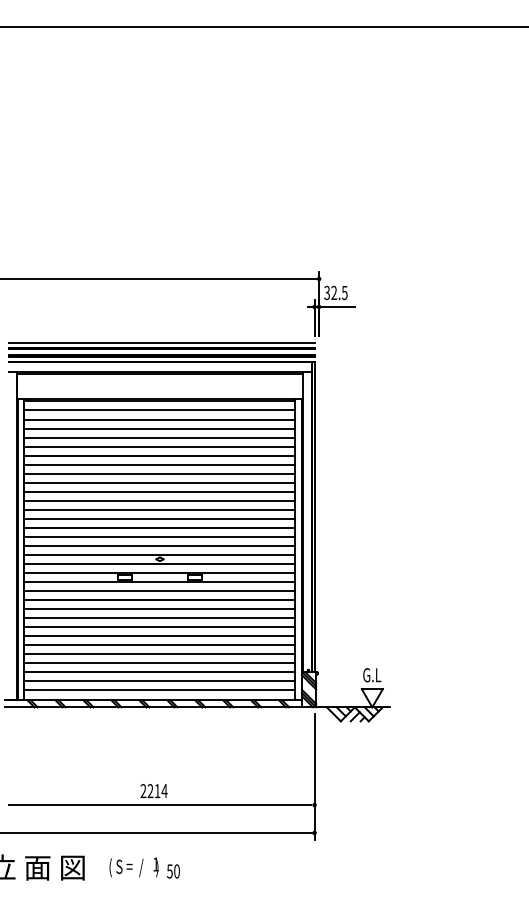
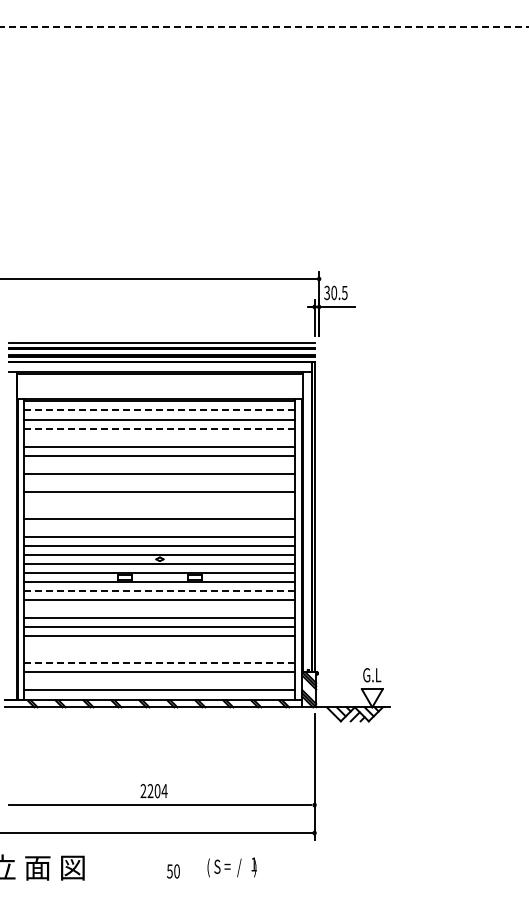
line: solid -> dashed (264, 27)
text: 32.5 -> 30.5 (334, 293)
line: solid -> dashed (159, 410)
line: solid -> dashed (159, 428)
line: present -> none (159, 437)
line: present -> none (159, 464)
line: present -> none (159, 482)
line: present -> none (159, 500)
line: present -> none (159, 509)
line: present -> none (159, 527)
line: solid -> dashed (159, 590)
line: present -> none (159, 608)
line: present -> none (159, 644)
line: present -> none (159, 653)
line: solid -> dashed (159, 662)
line: present -> none (159, 680)
text: 2214 -> 2204 (157, 791)
text position: (133, 867) -> (231, 867) (231, 867)
